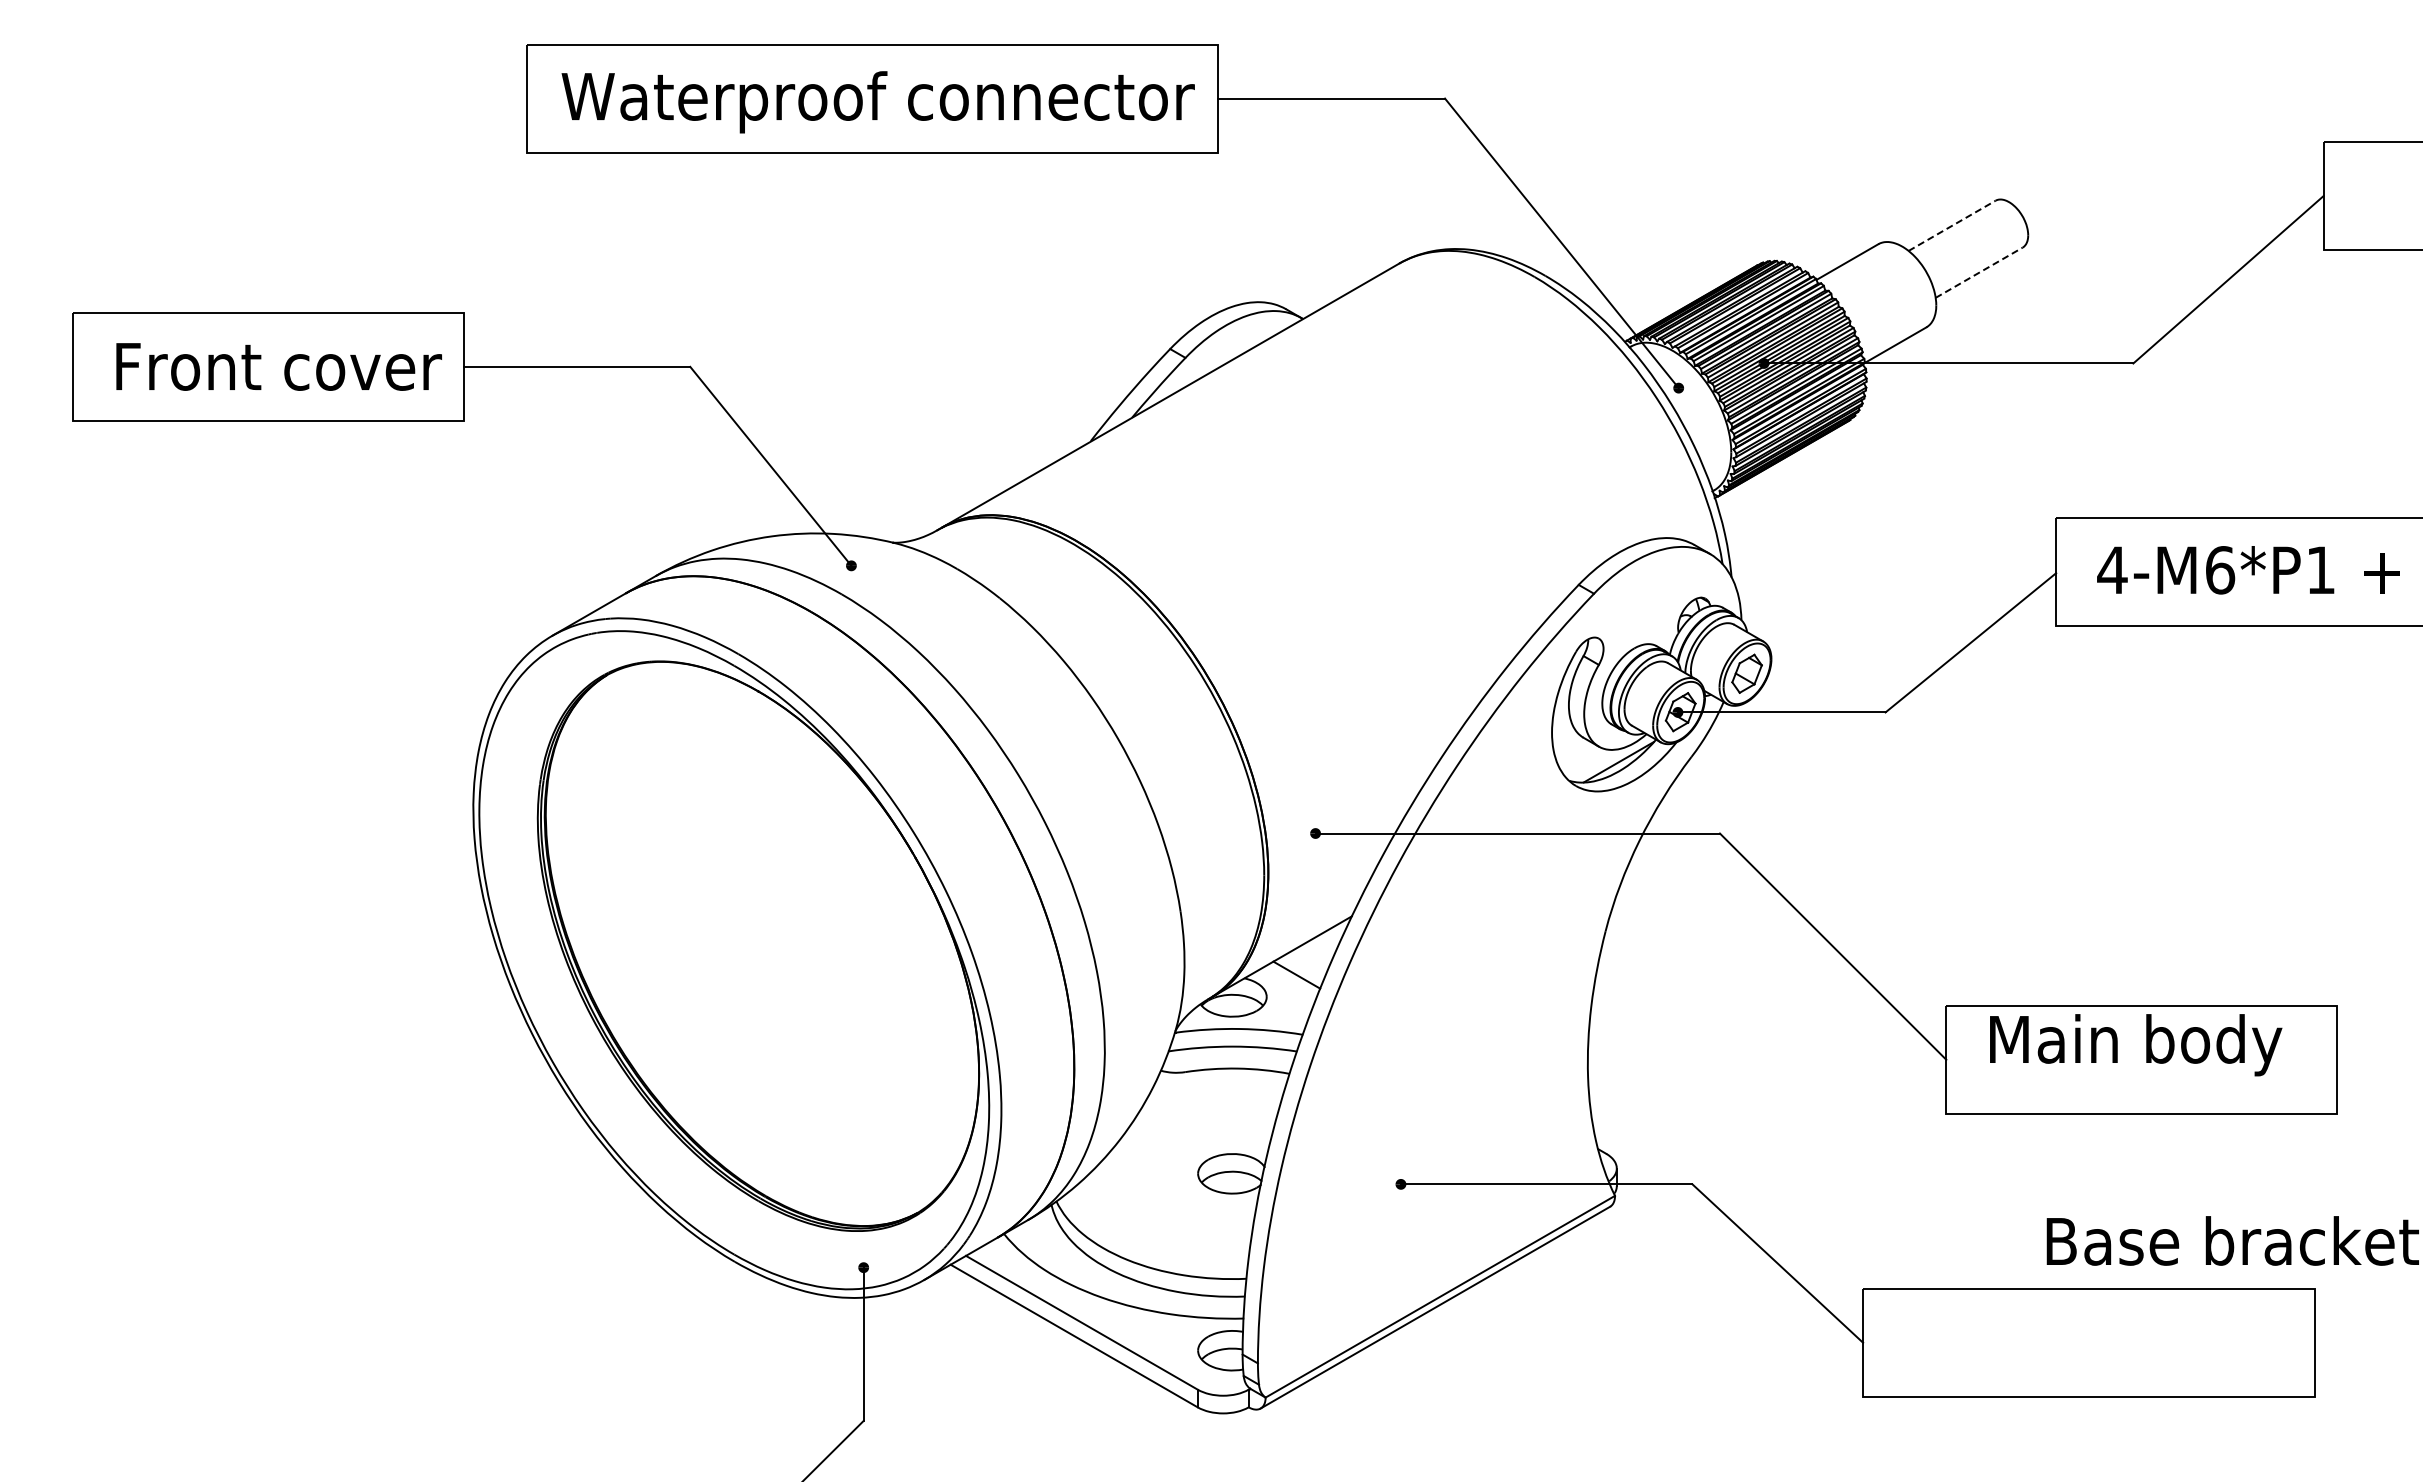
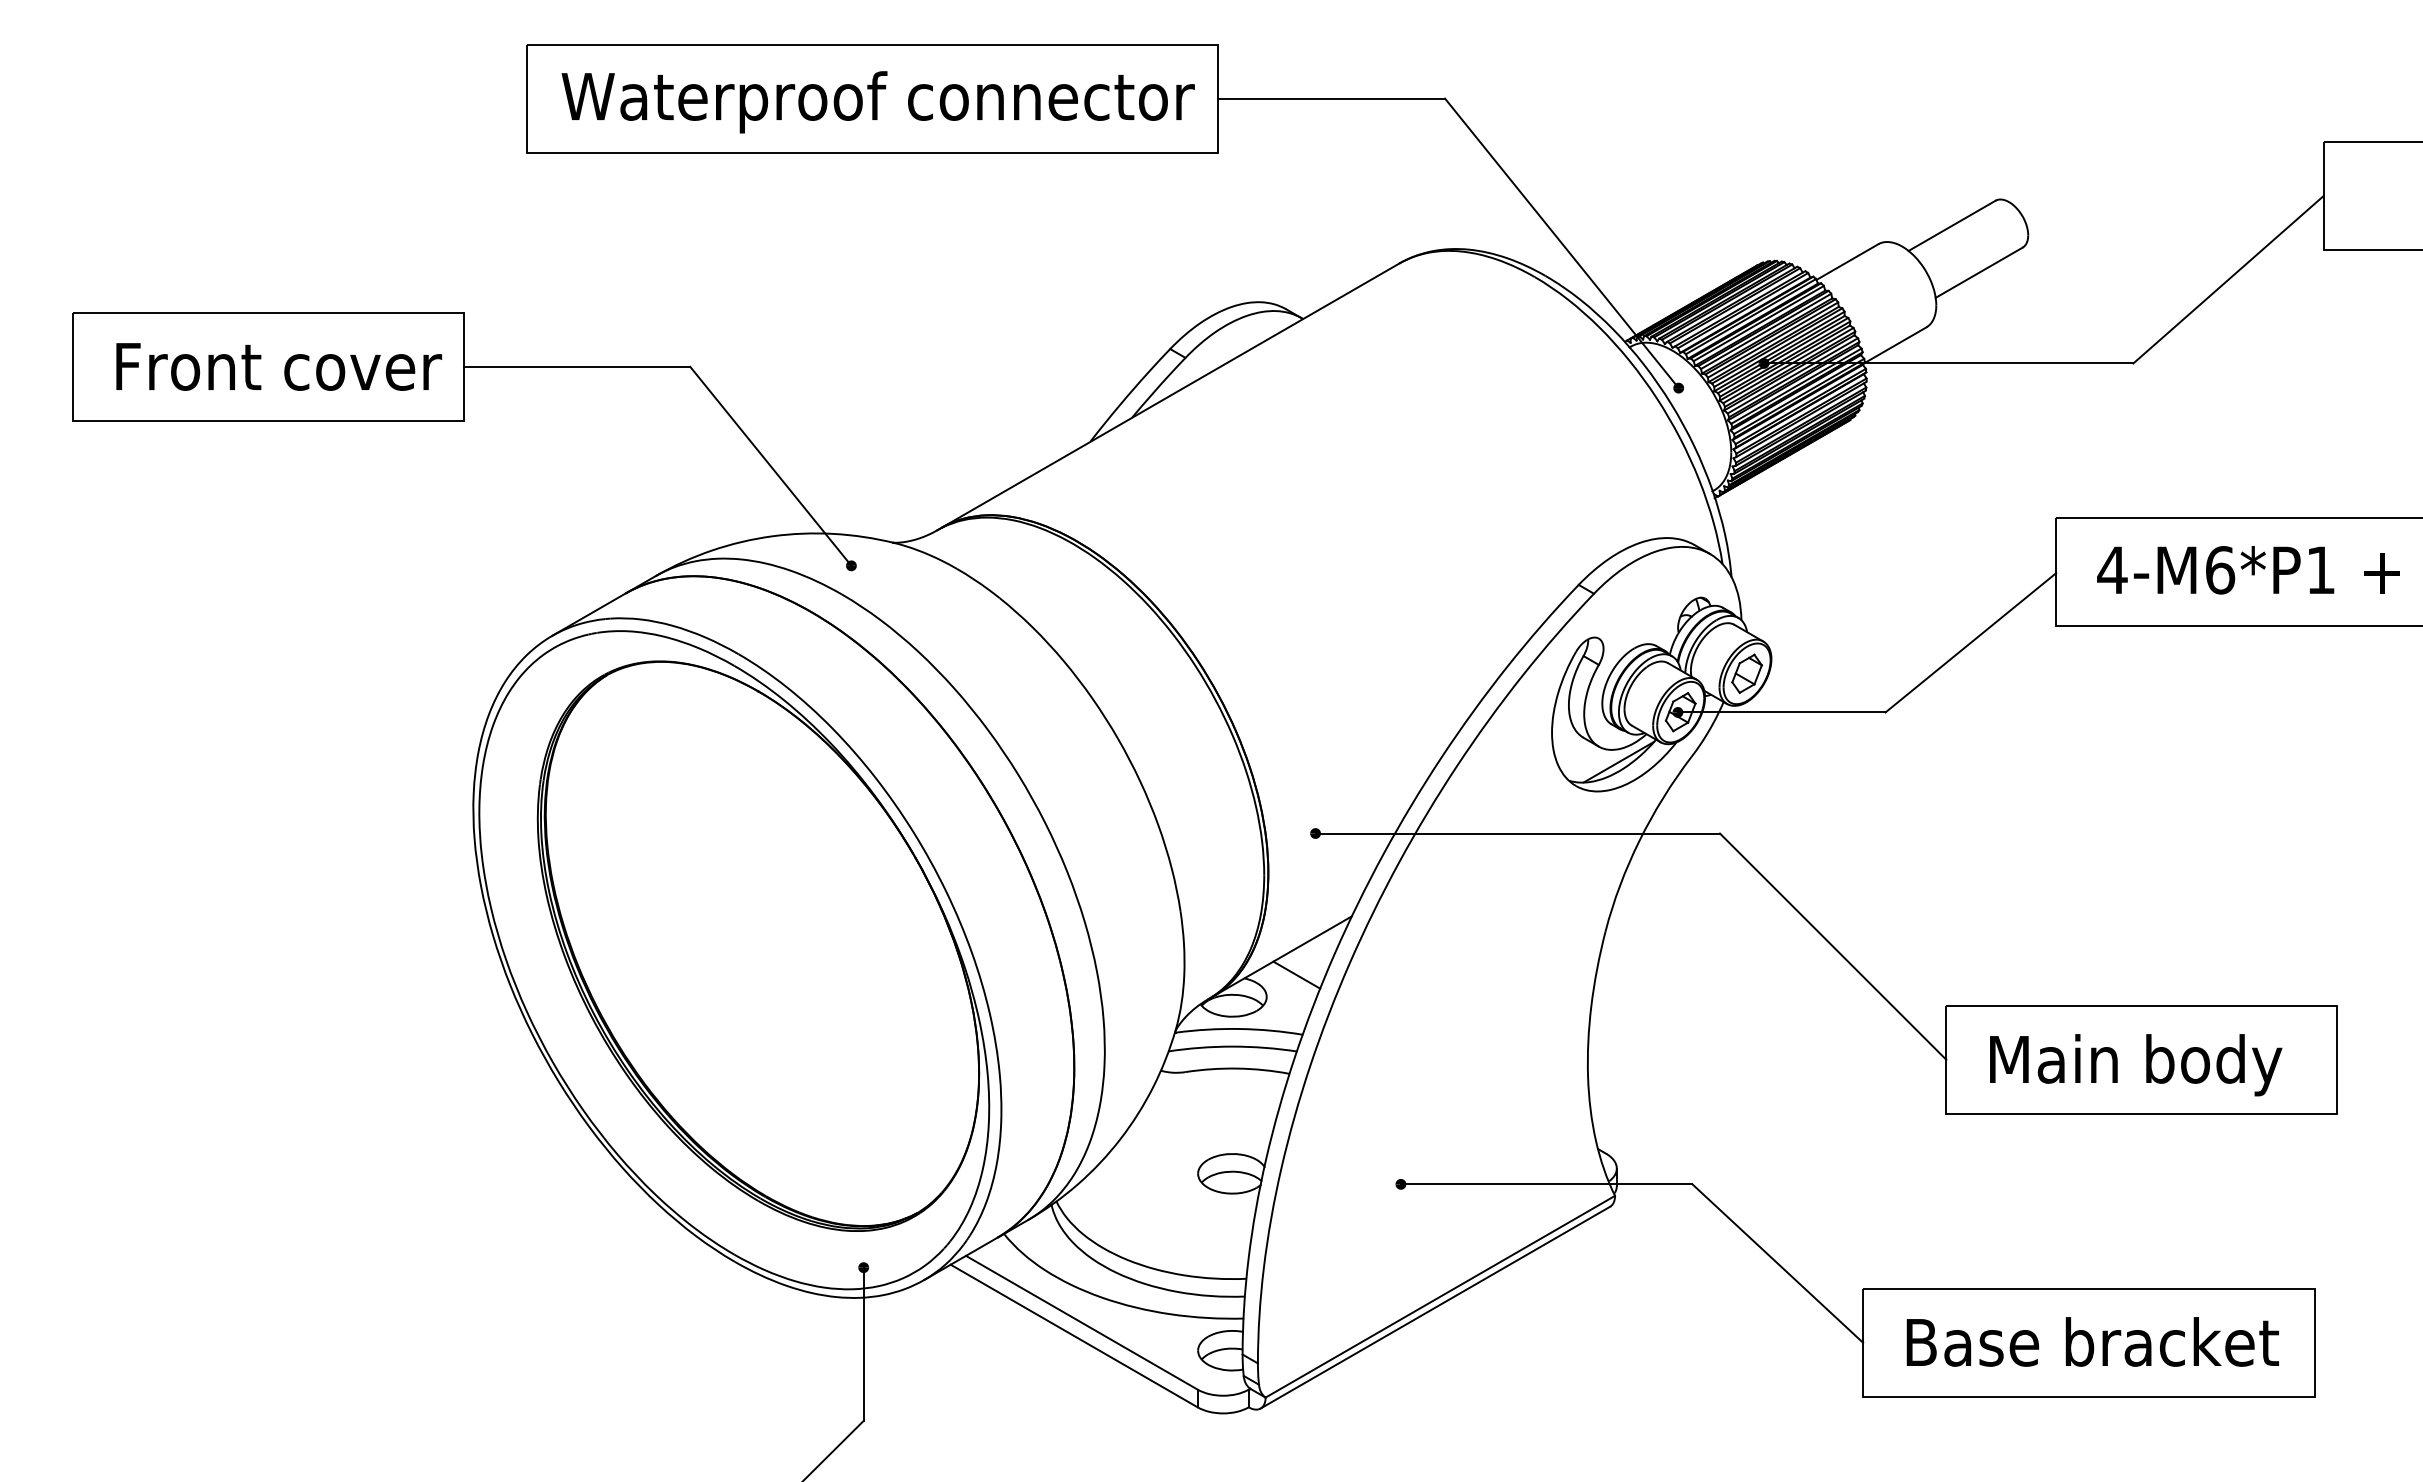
line: dashed -> solid (1952, 225)
line: dashed -> solid (1979, 272)
text position: (2136, 1045) -> (2136, 1065) (2136, 1065)
text position: (2232, 1240) -> (2092, 1341) (2092, 1341)
